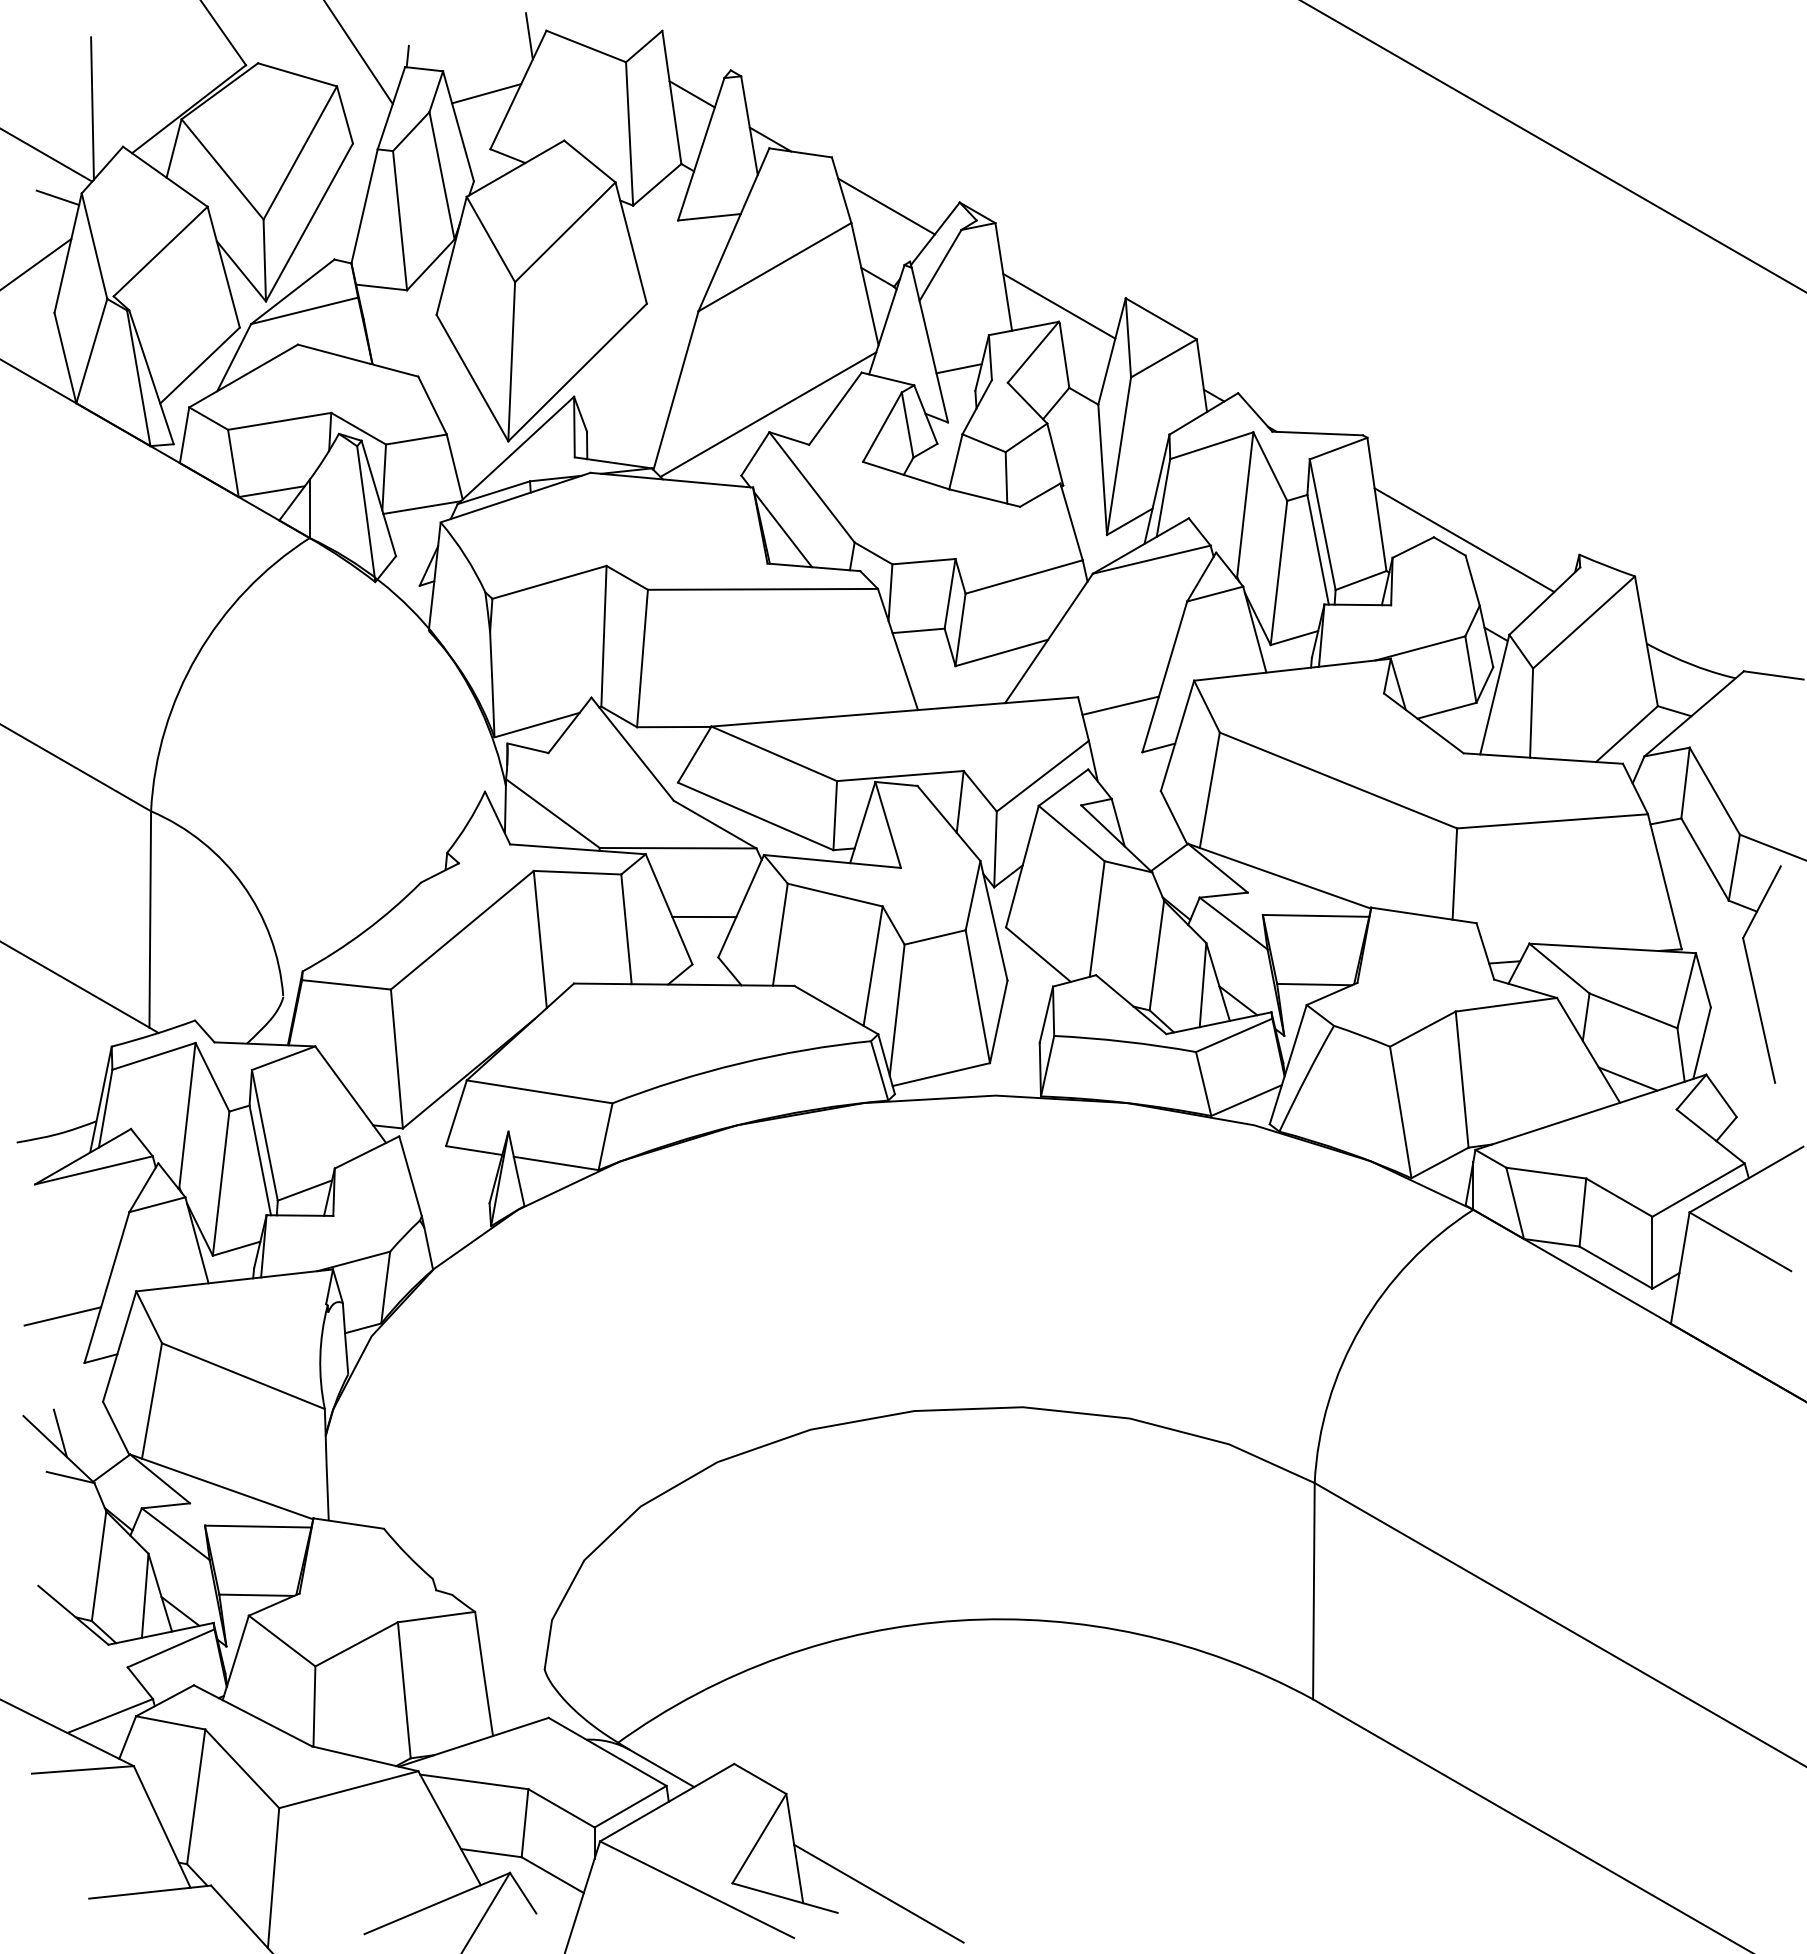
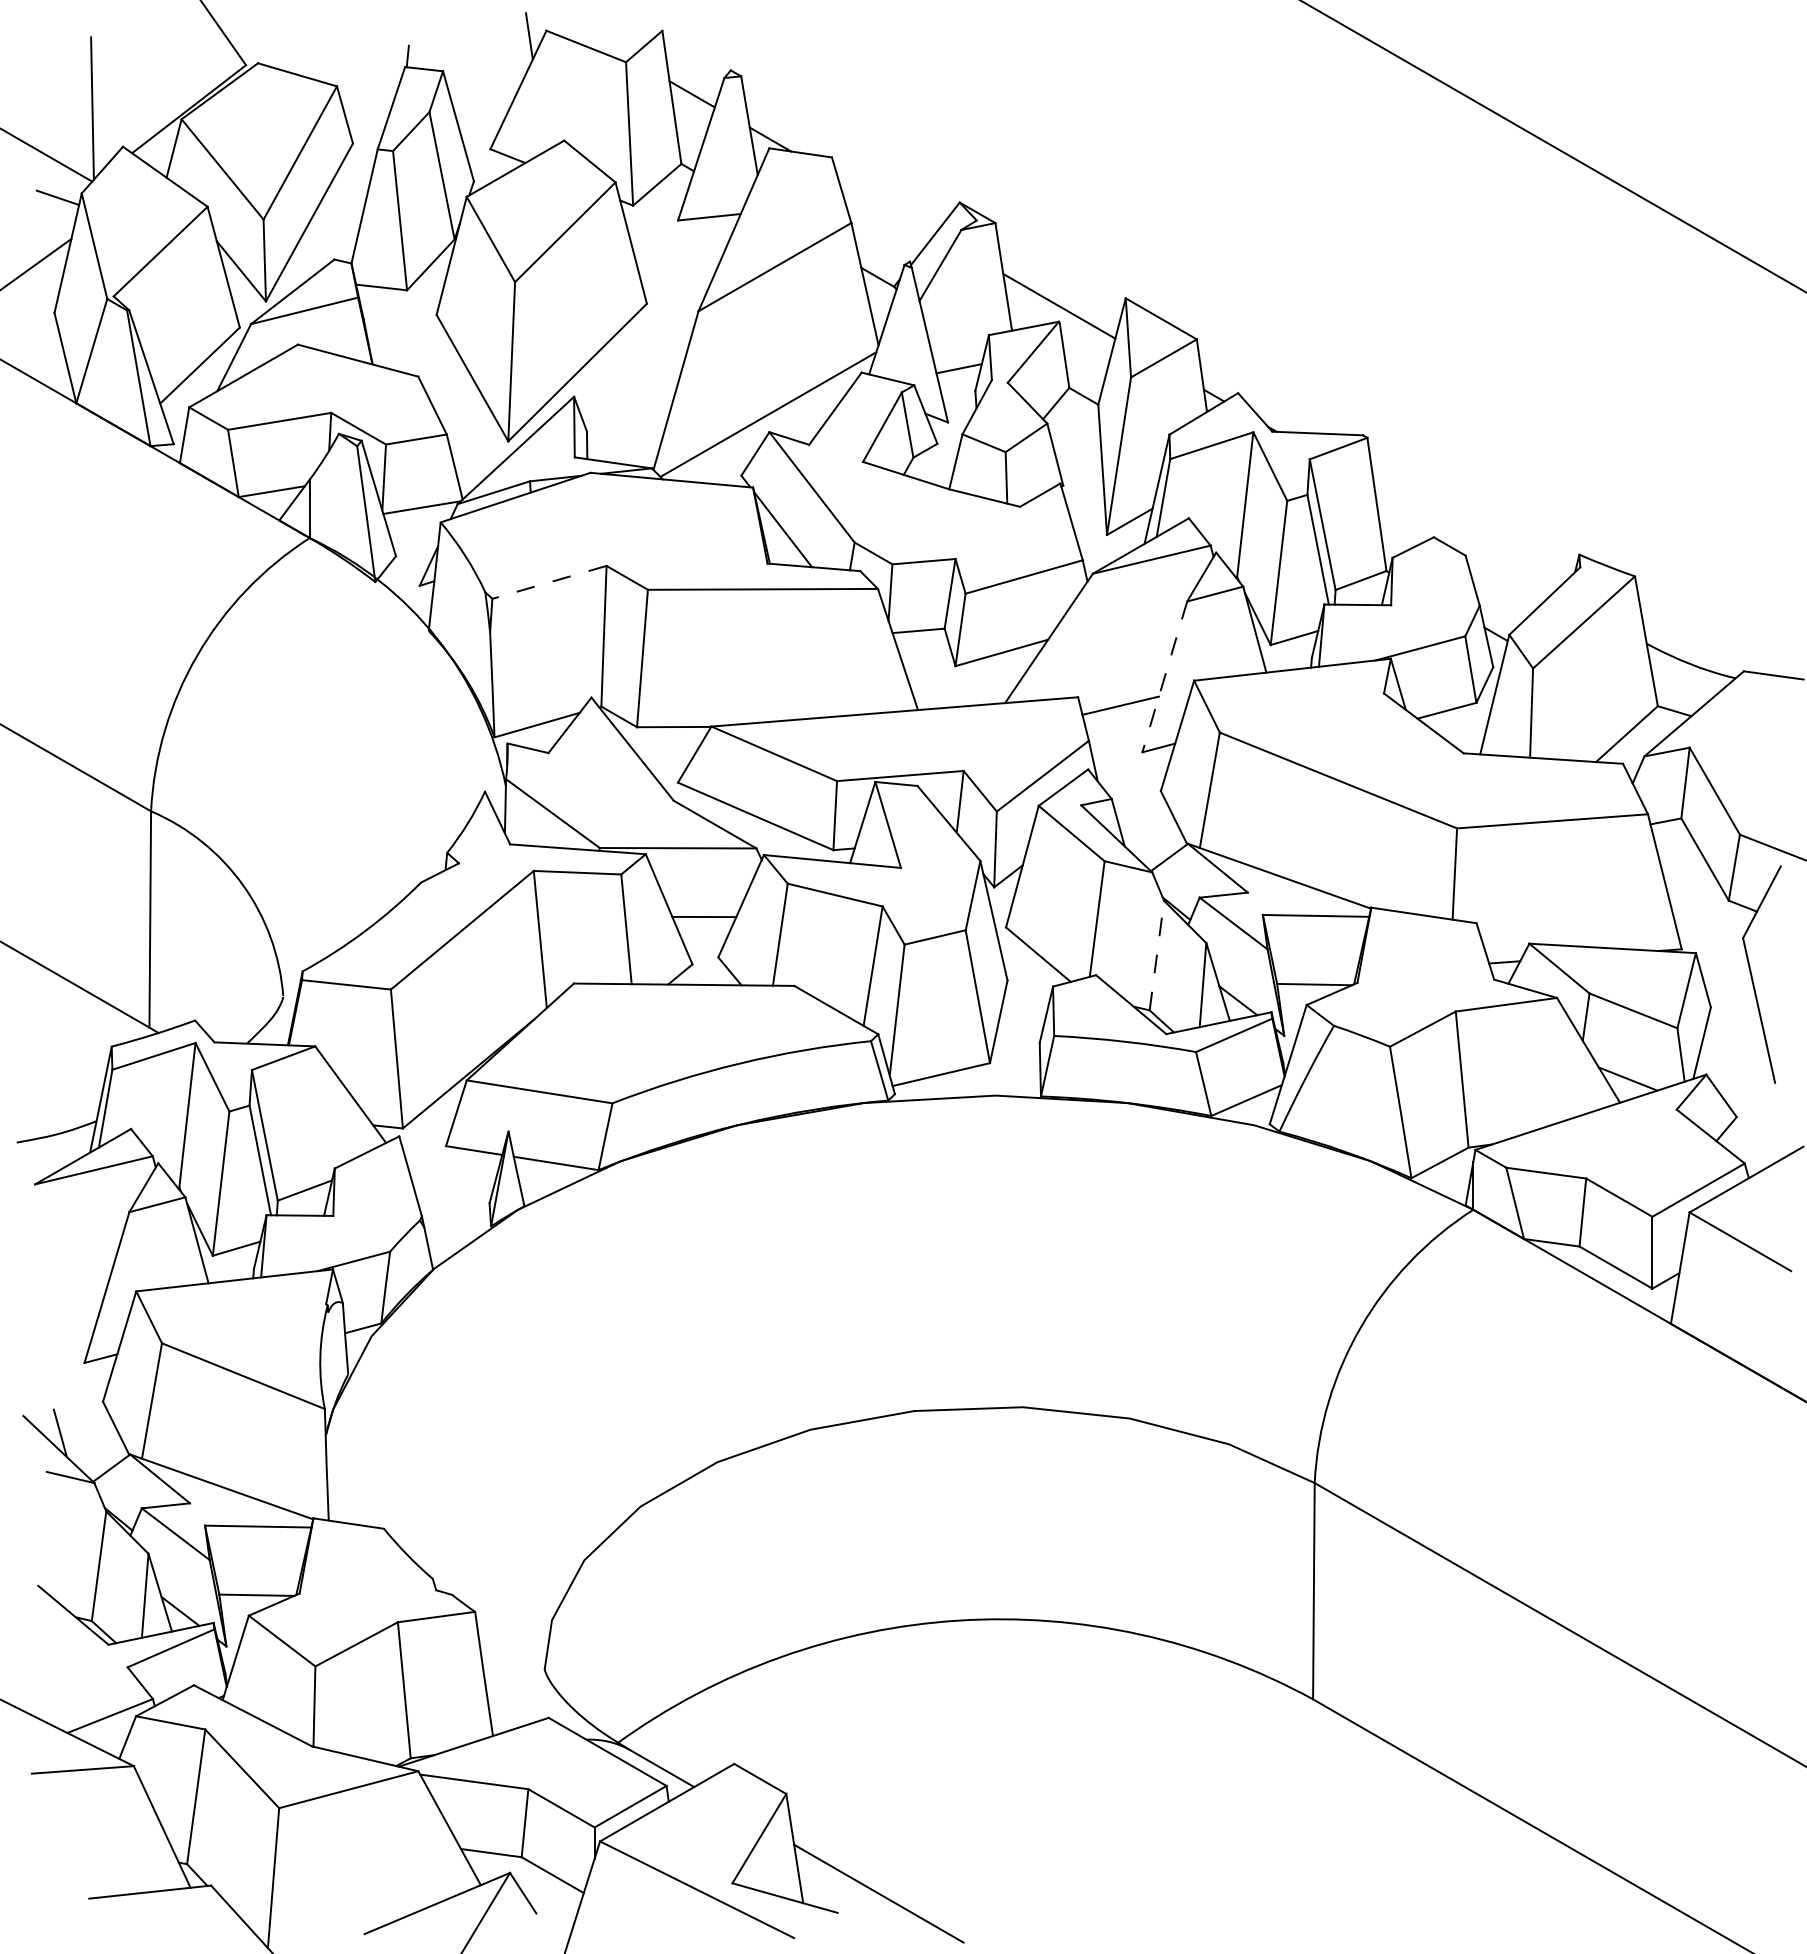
line: present -> none (358, 53)
line: present -> none (486, 93)
line: present -> none (886, 206)
line: present -> none (1464, 540)
line: solid -> dashed (549, 582)
line: solid -> dashed (1164, 676)
line: solid -> dashed (1156, 955)
line: present -> none (62, 1316)
